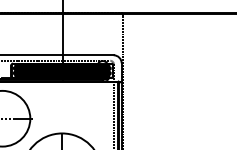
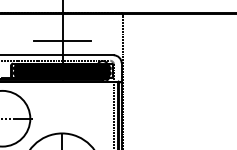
line: none -> present (62, 40)
